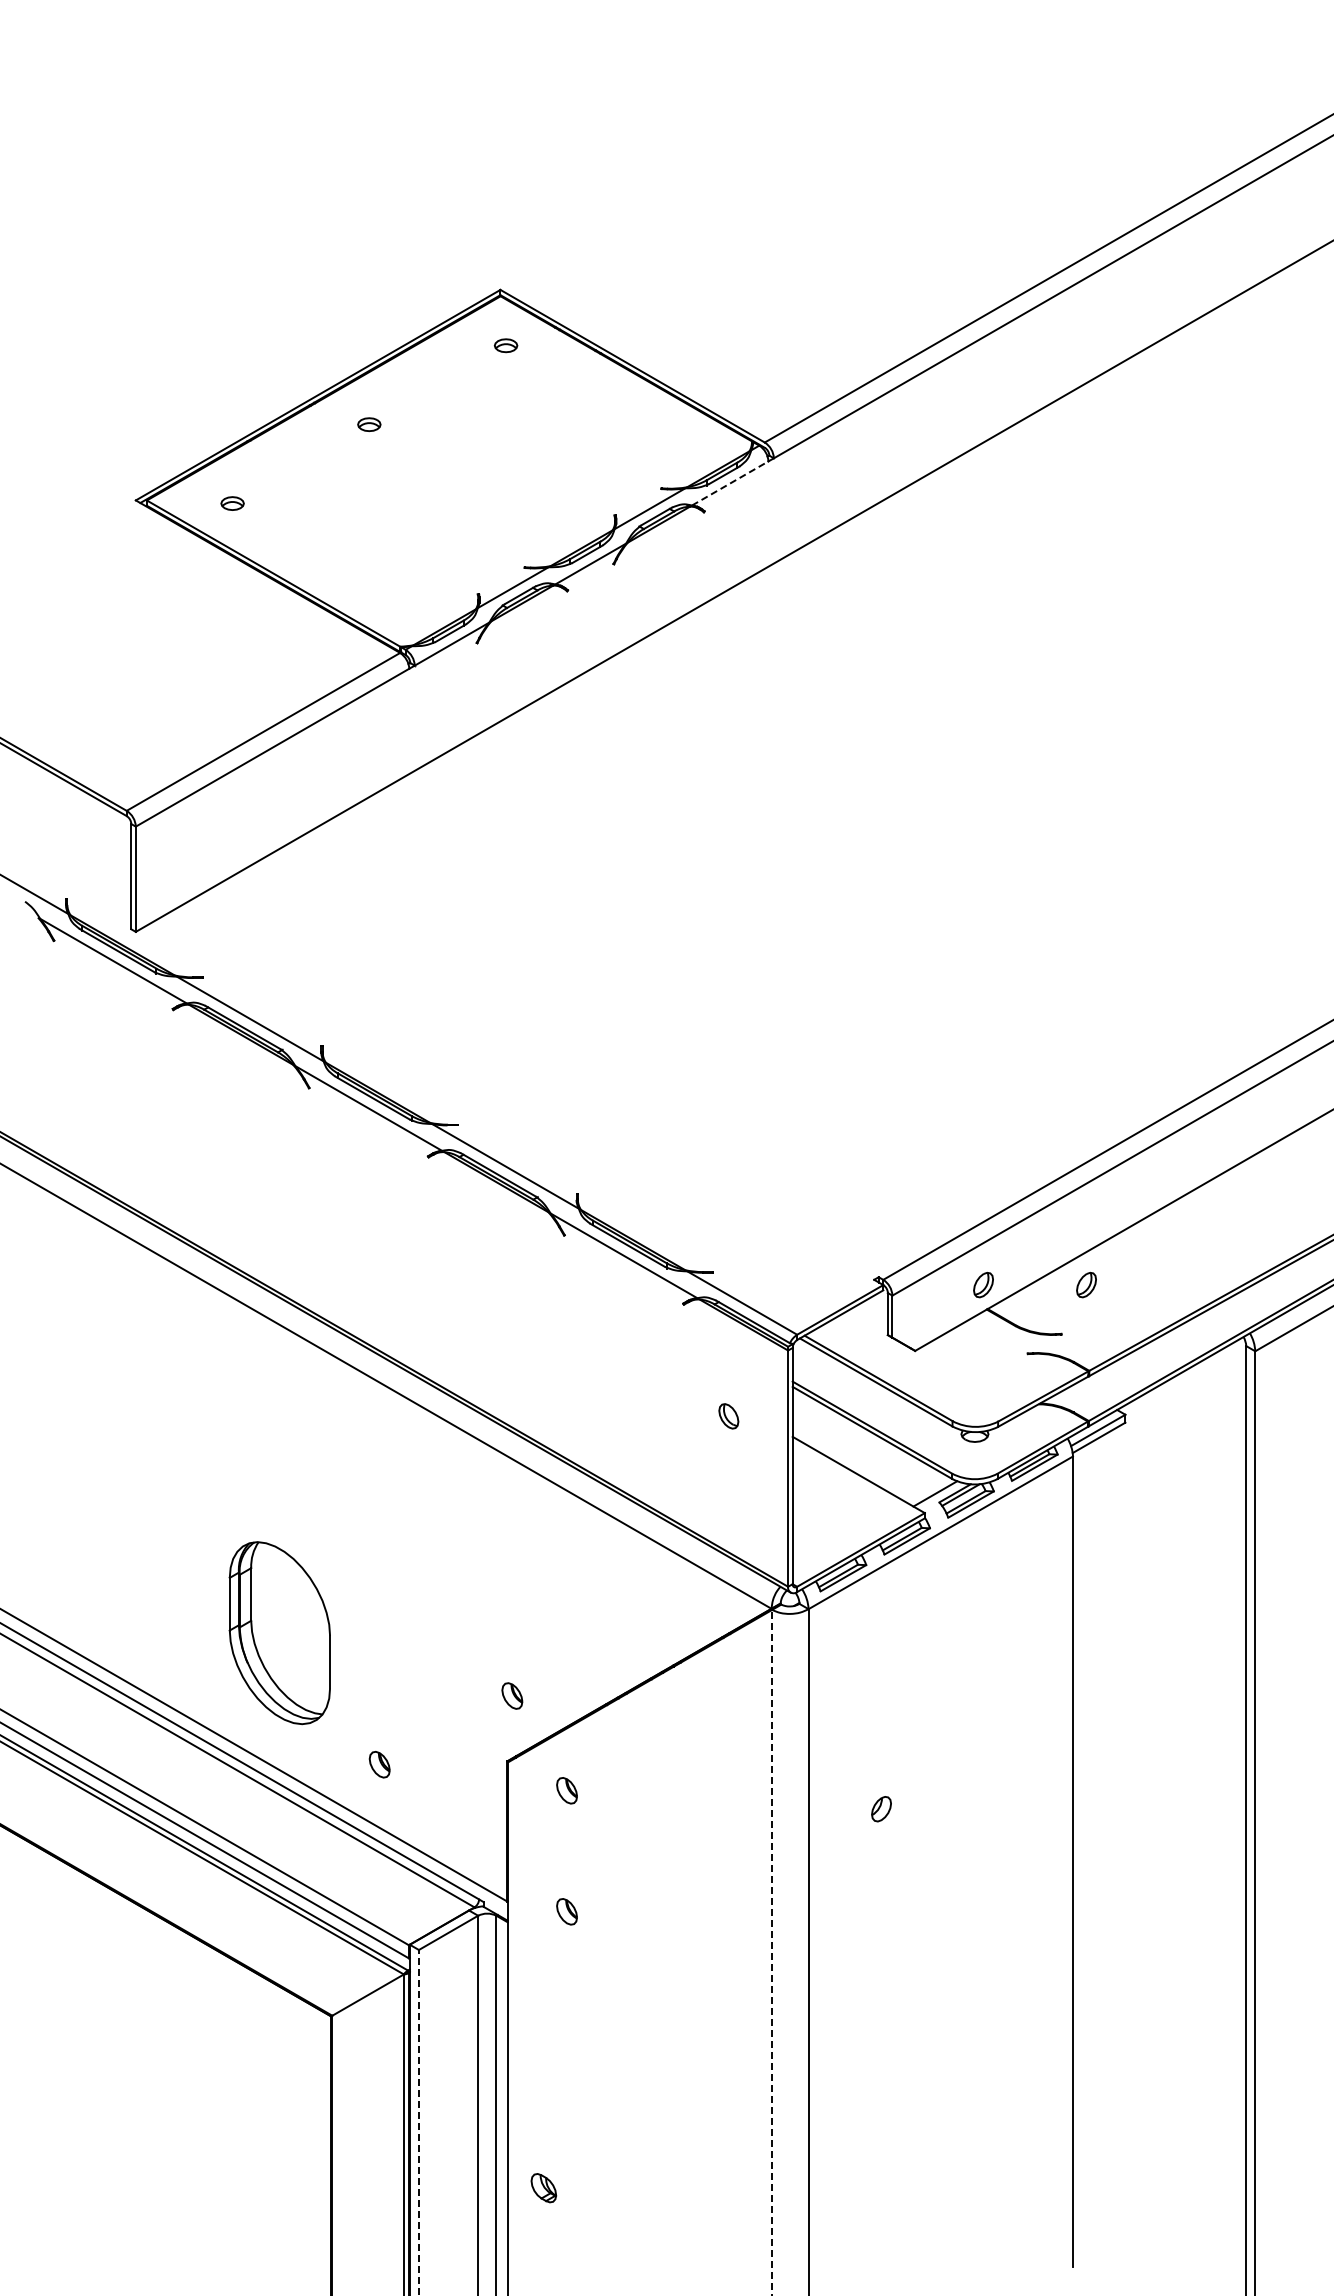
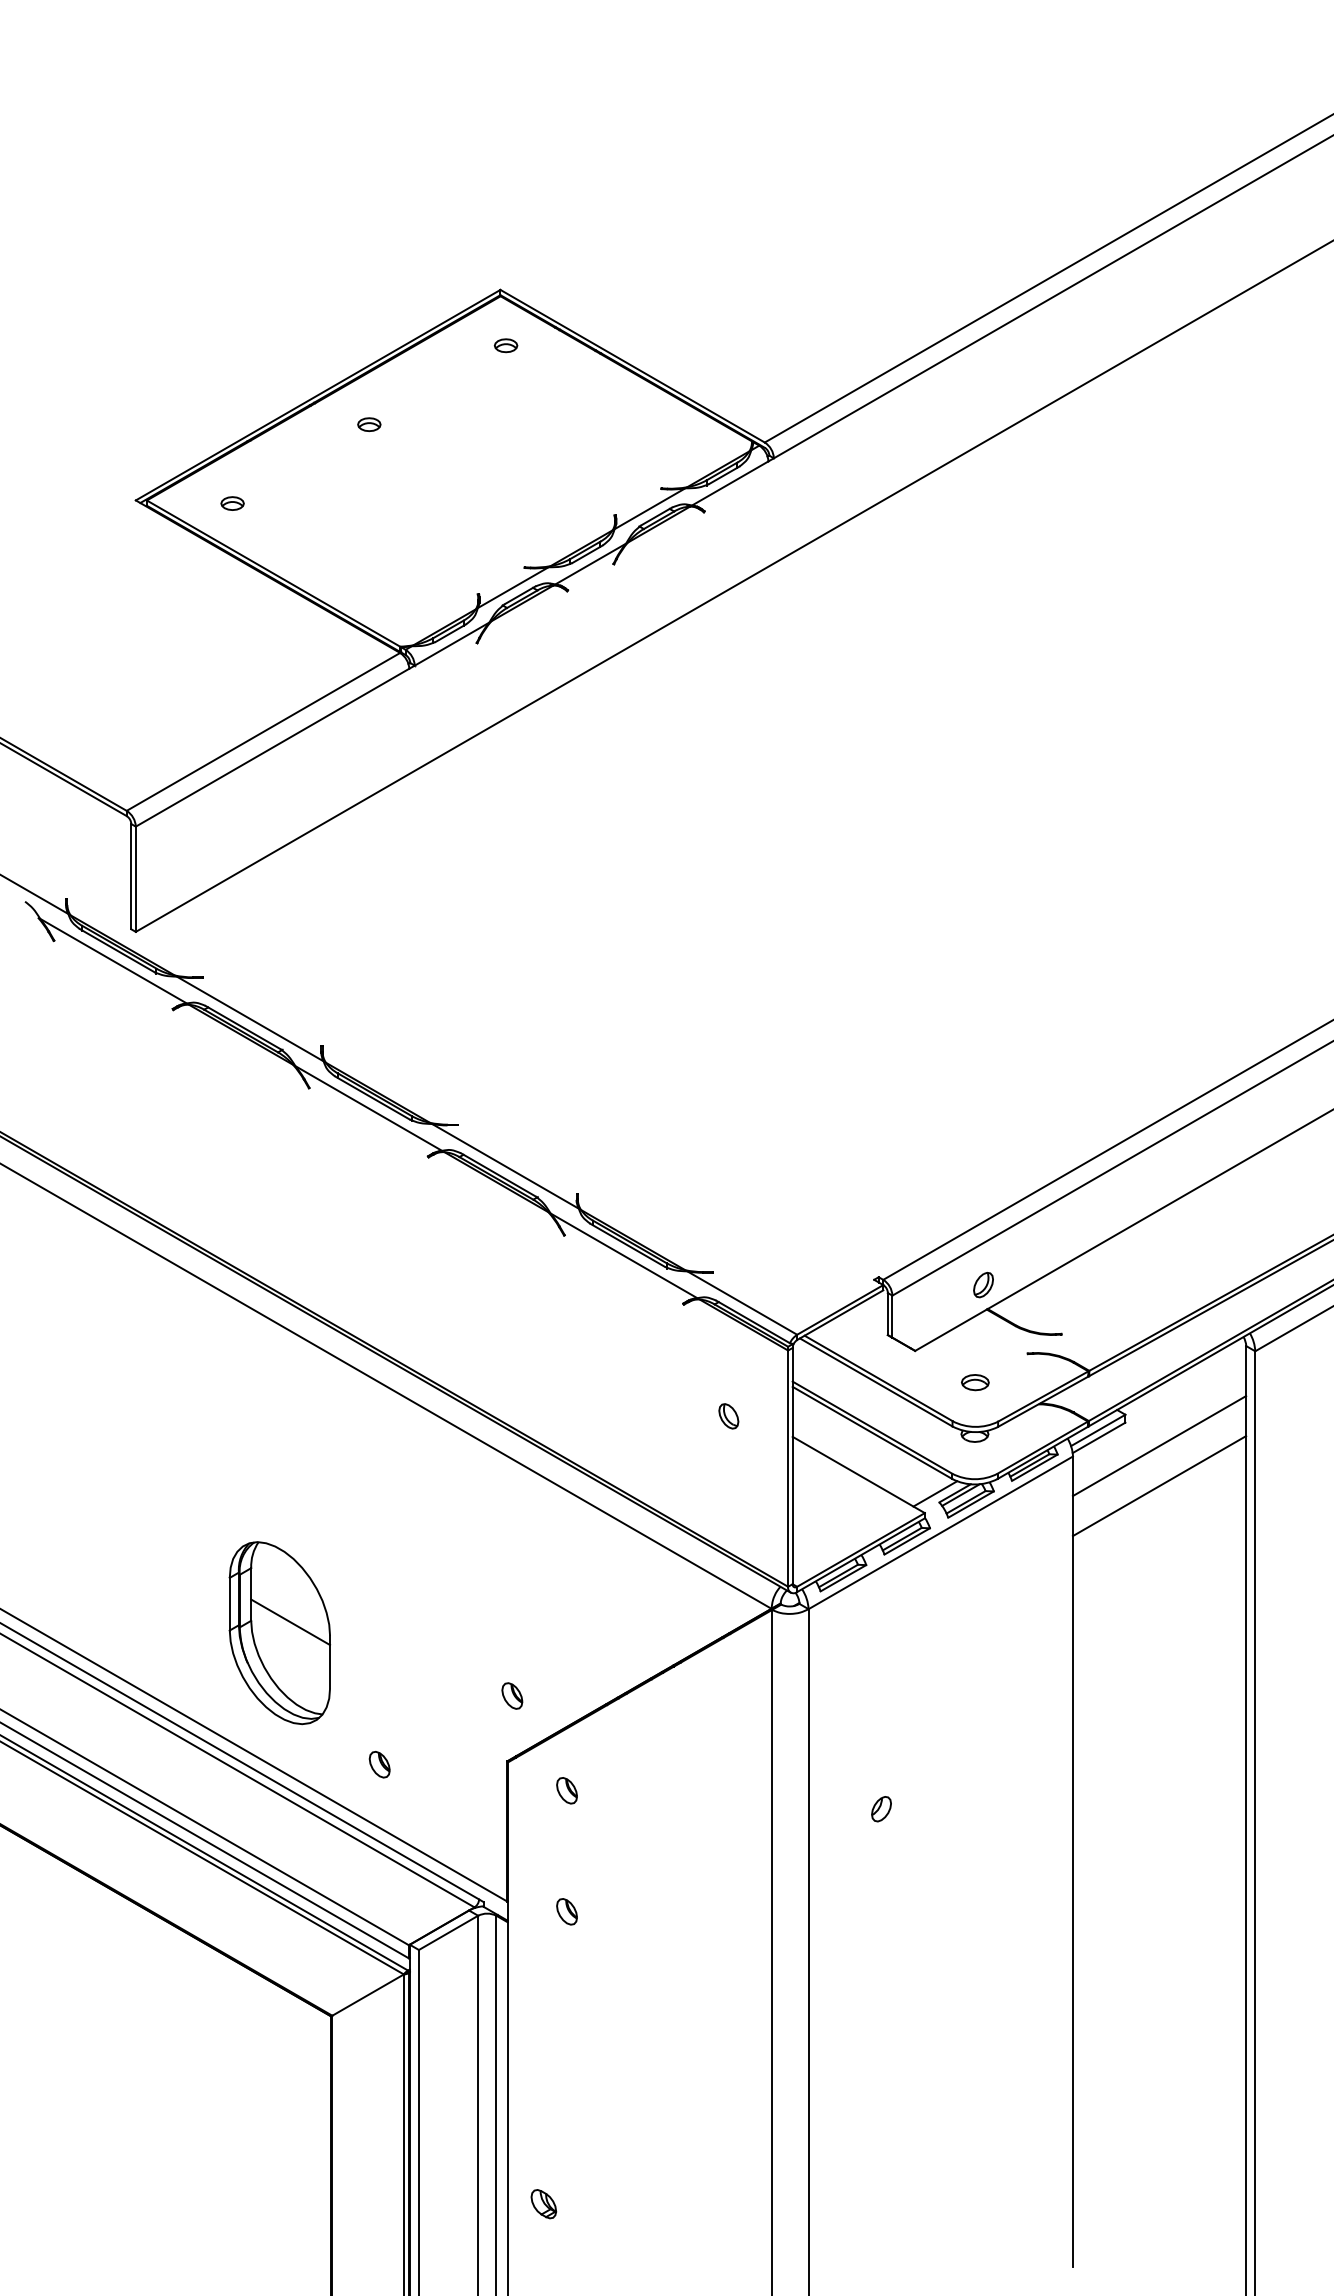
line: dashed -> solid (730, 483)
part: present -> none (1086, 1284)
part: none -> present (975, 1382)
line: none -> present (1159, 1446)
line: none -> present (1159, 1486)
line: none -> present (290, 1622)
line: dashed -> solid (772, 1952)
line: dashed -> solid (418, 2122)
part position: (543, 2188) -> (543, 2204) (543, 2204)
